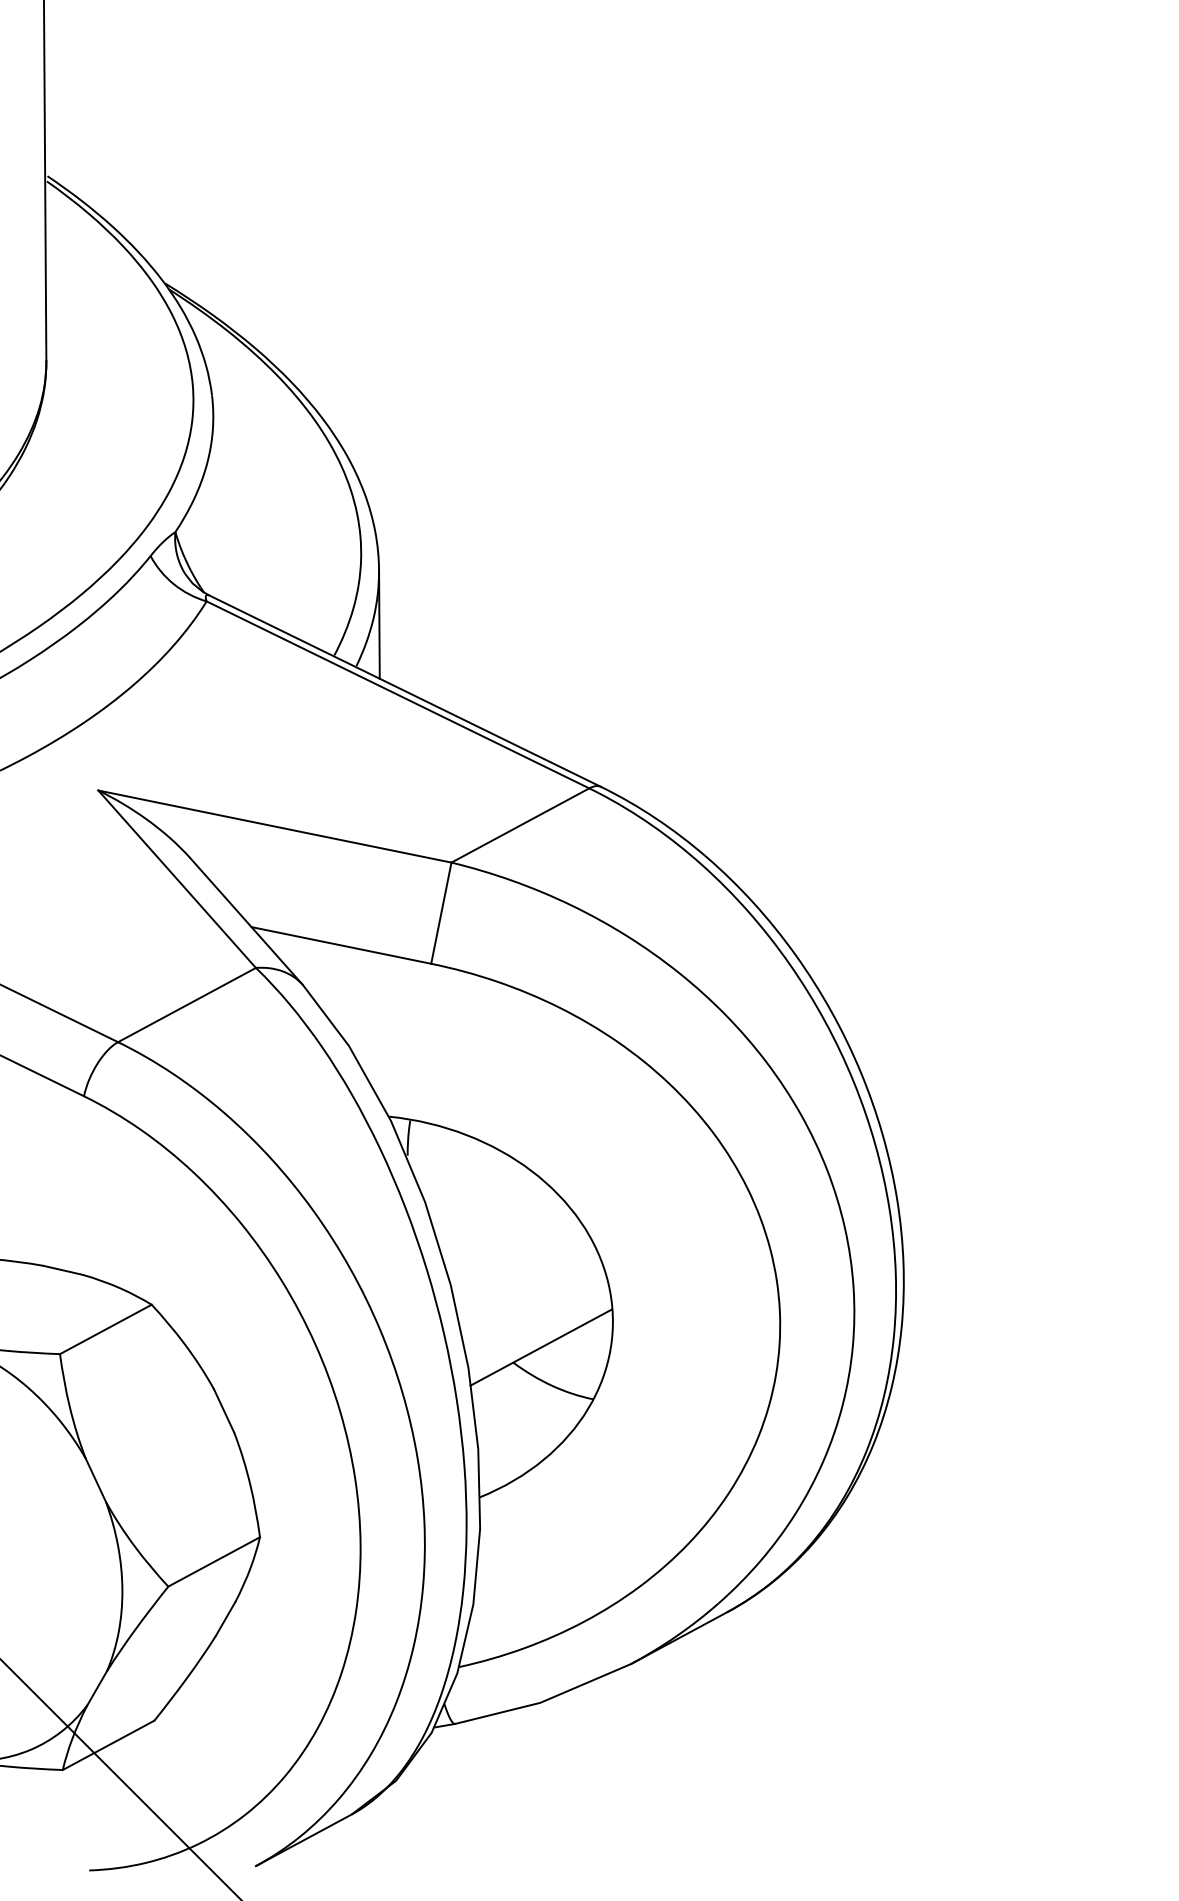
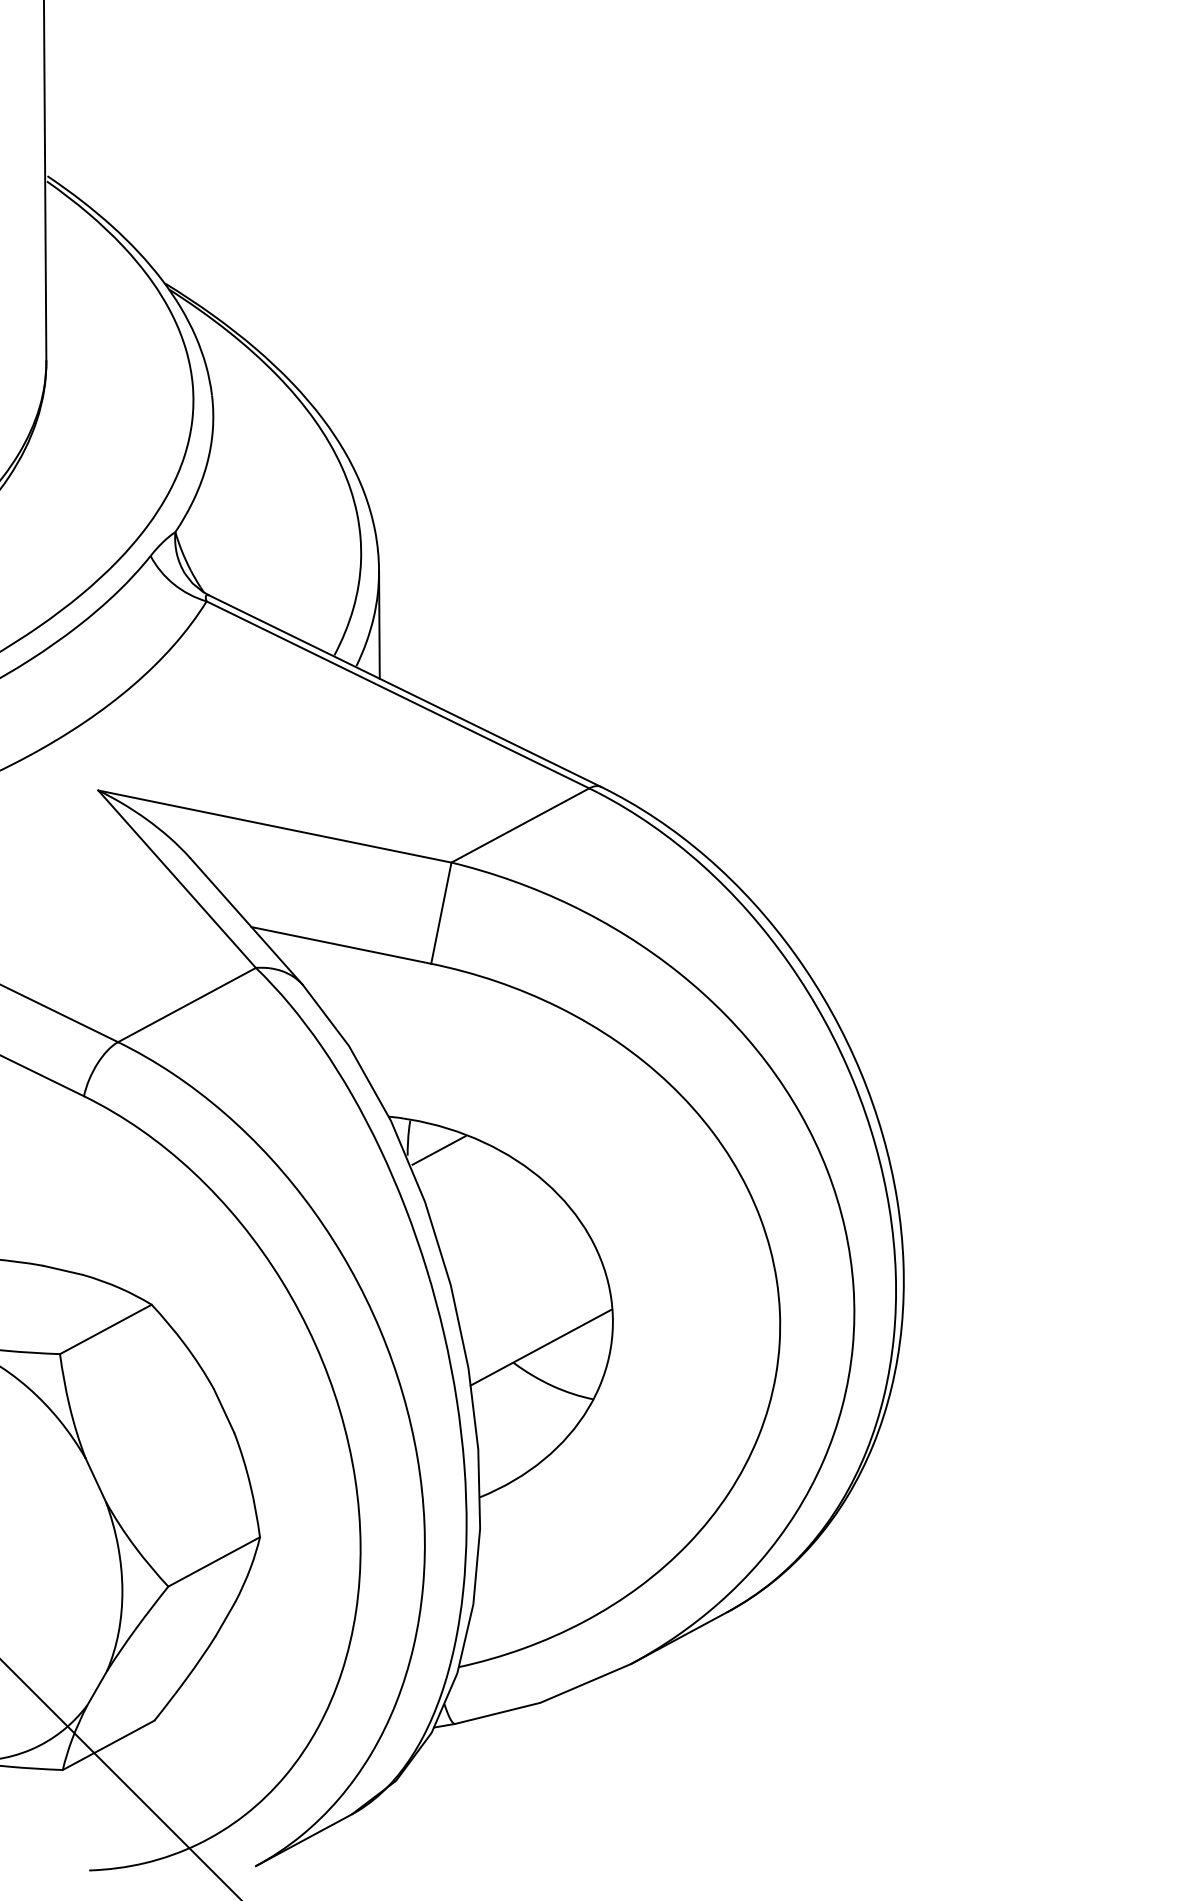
line: none -> present (438, 1150)
